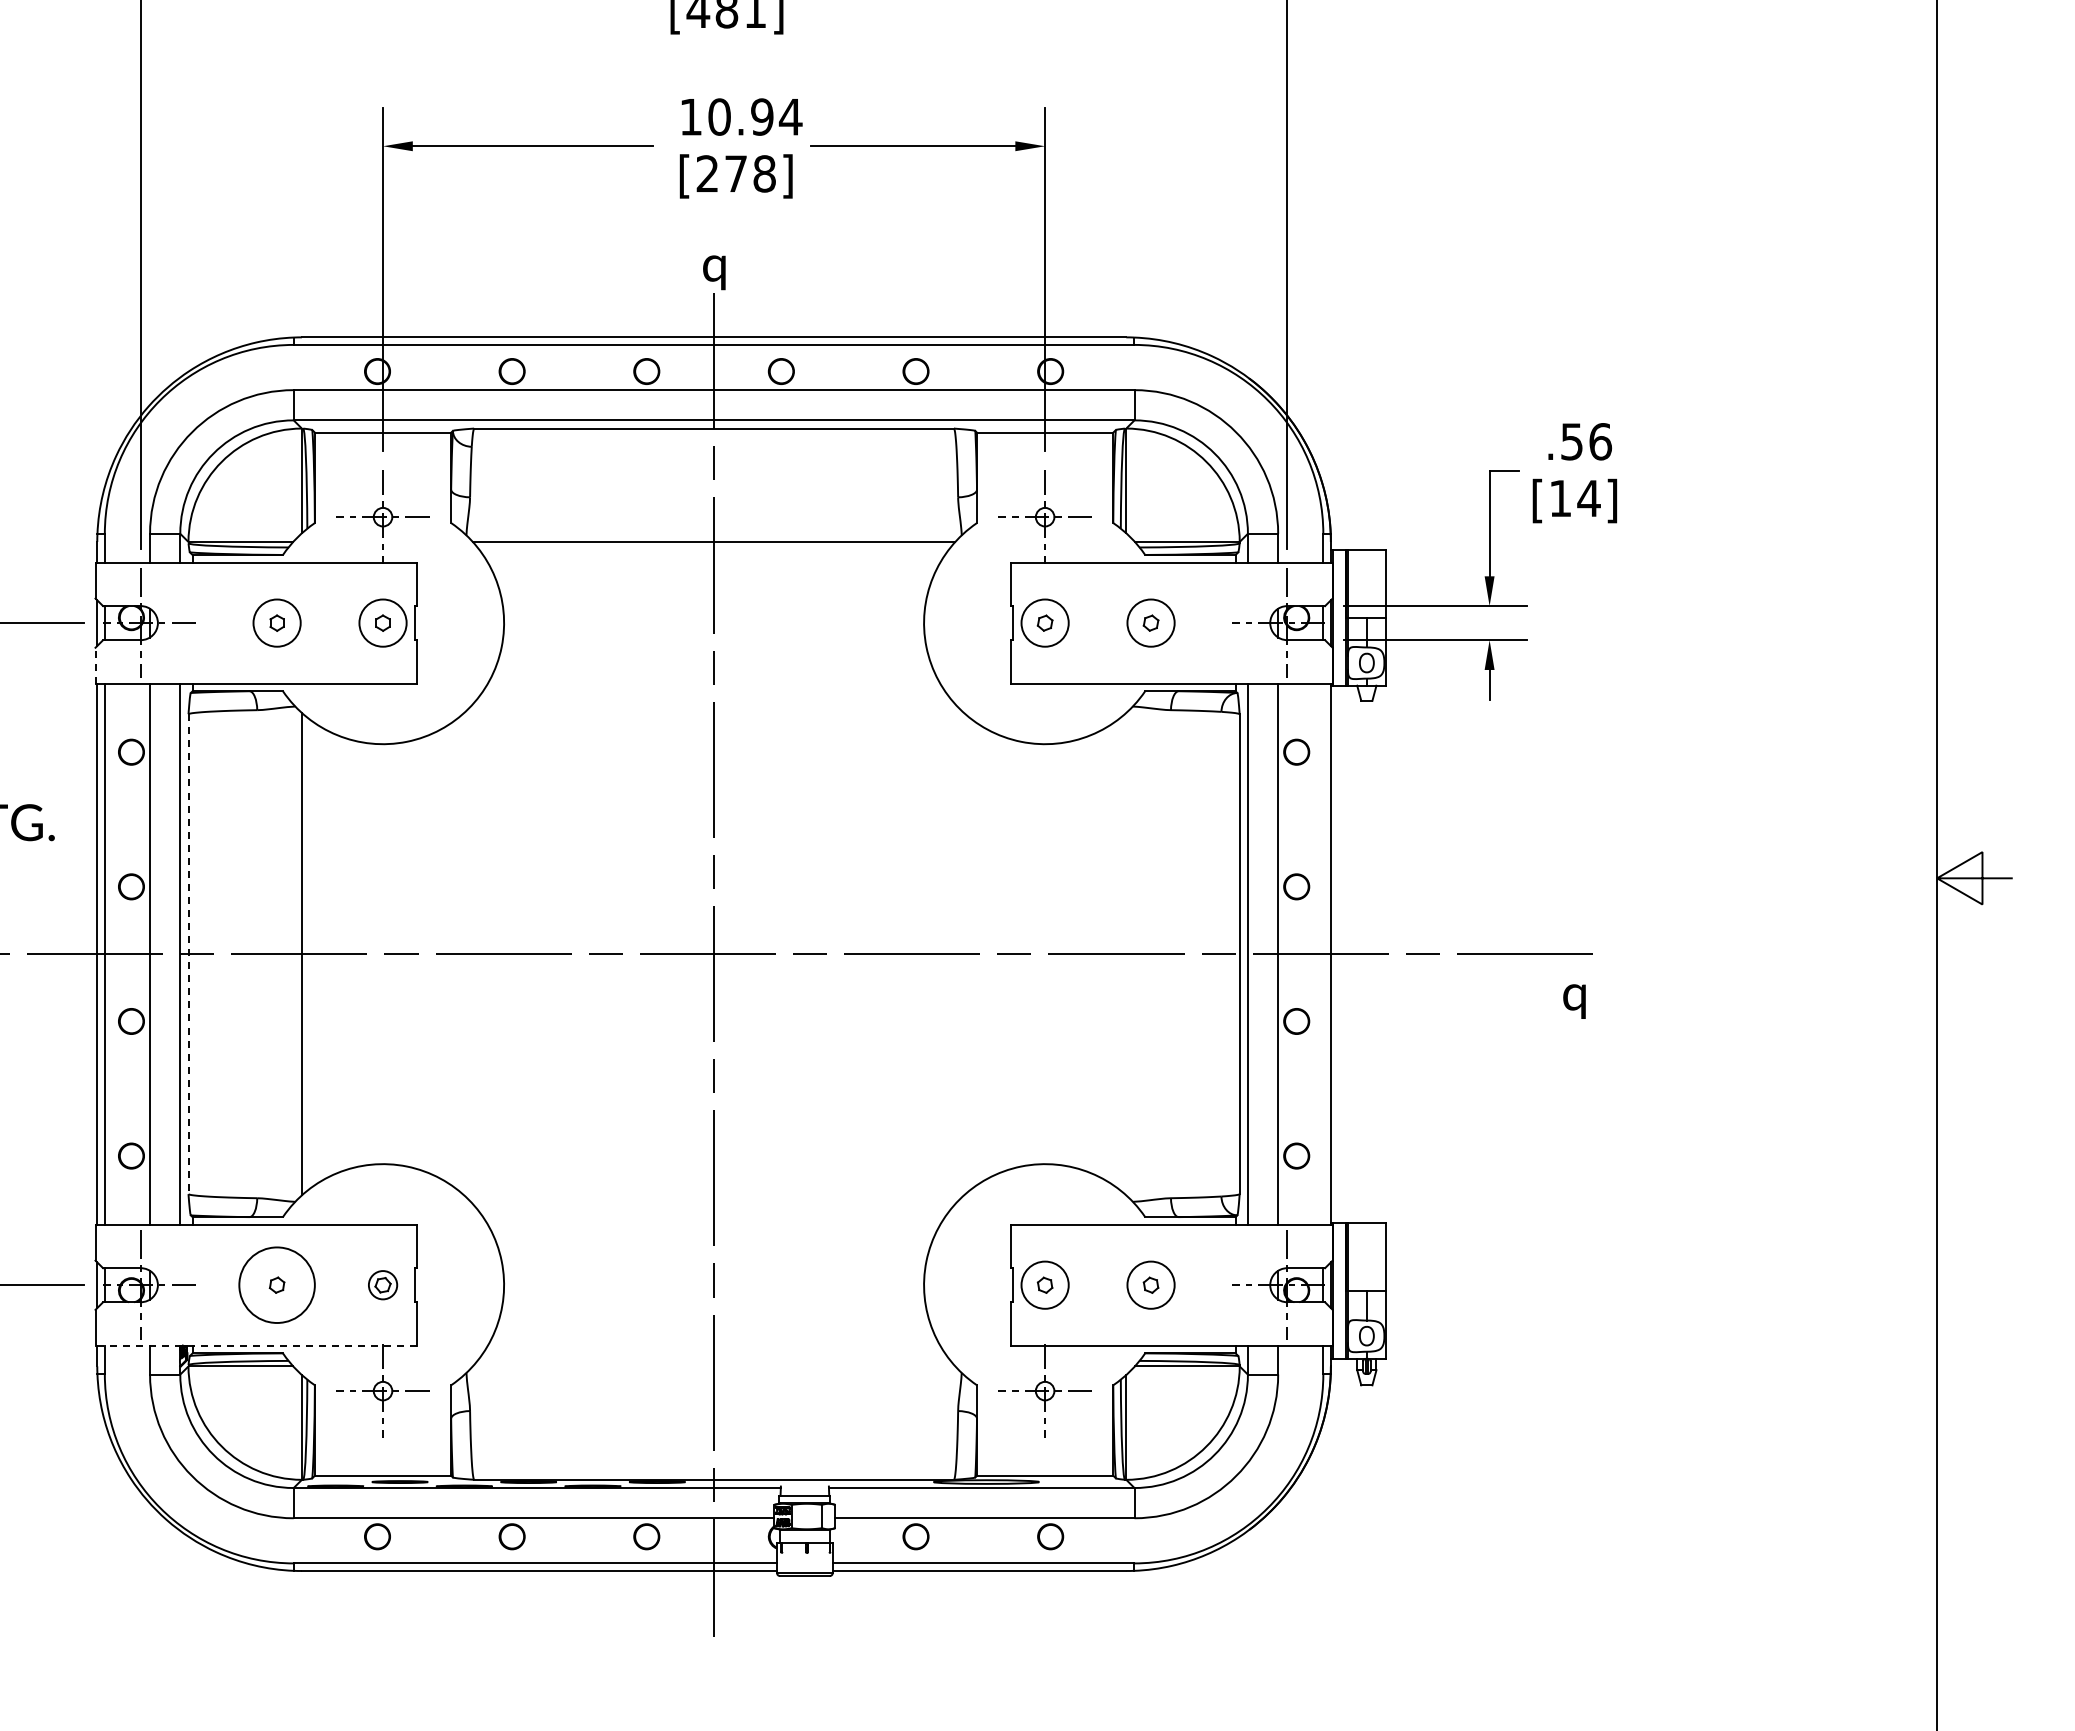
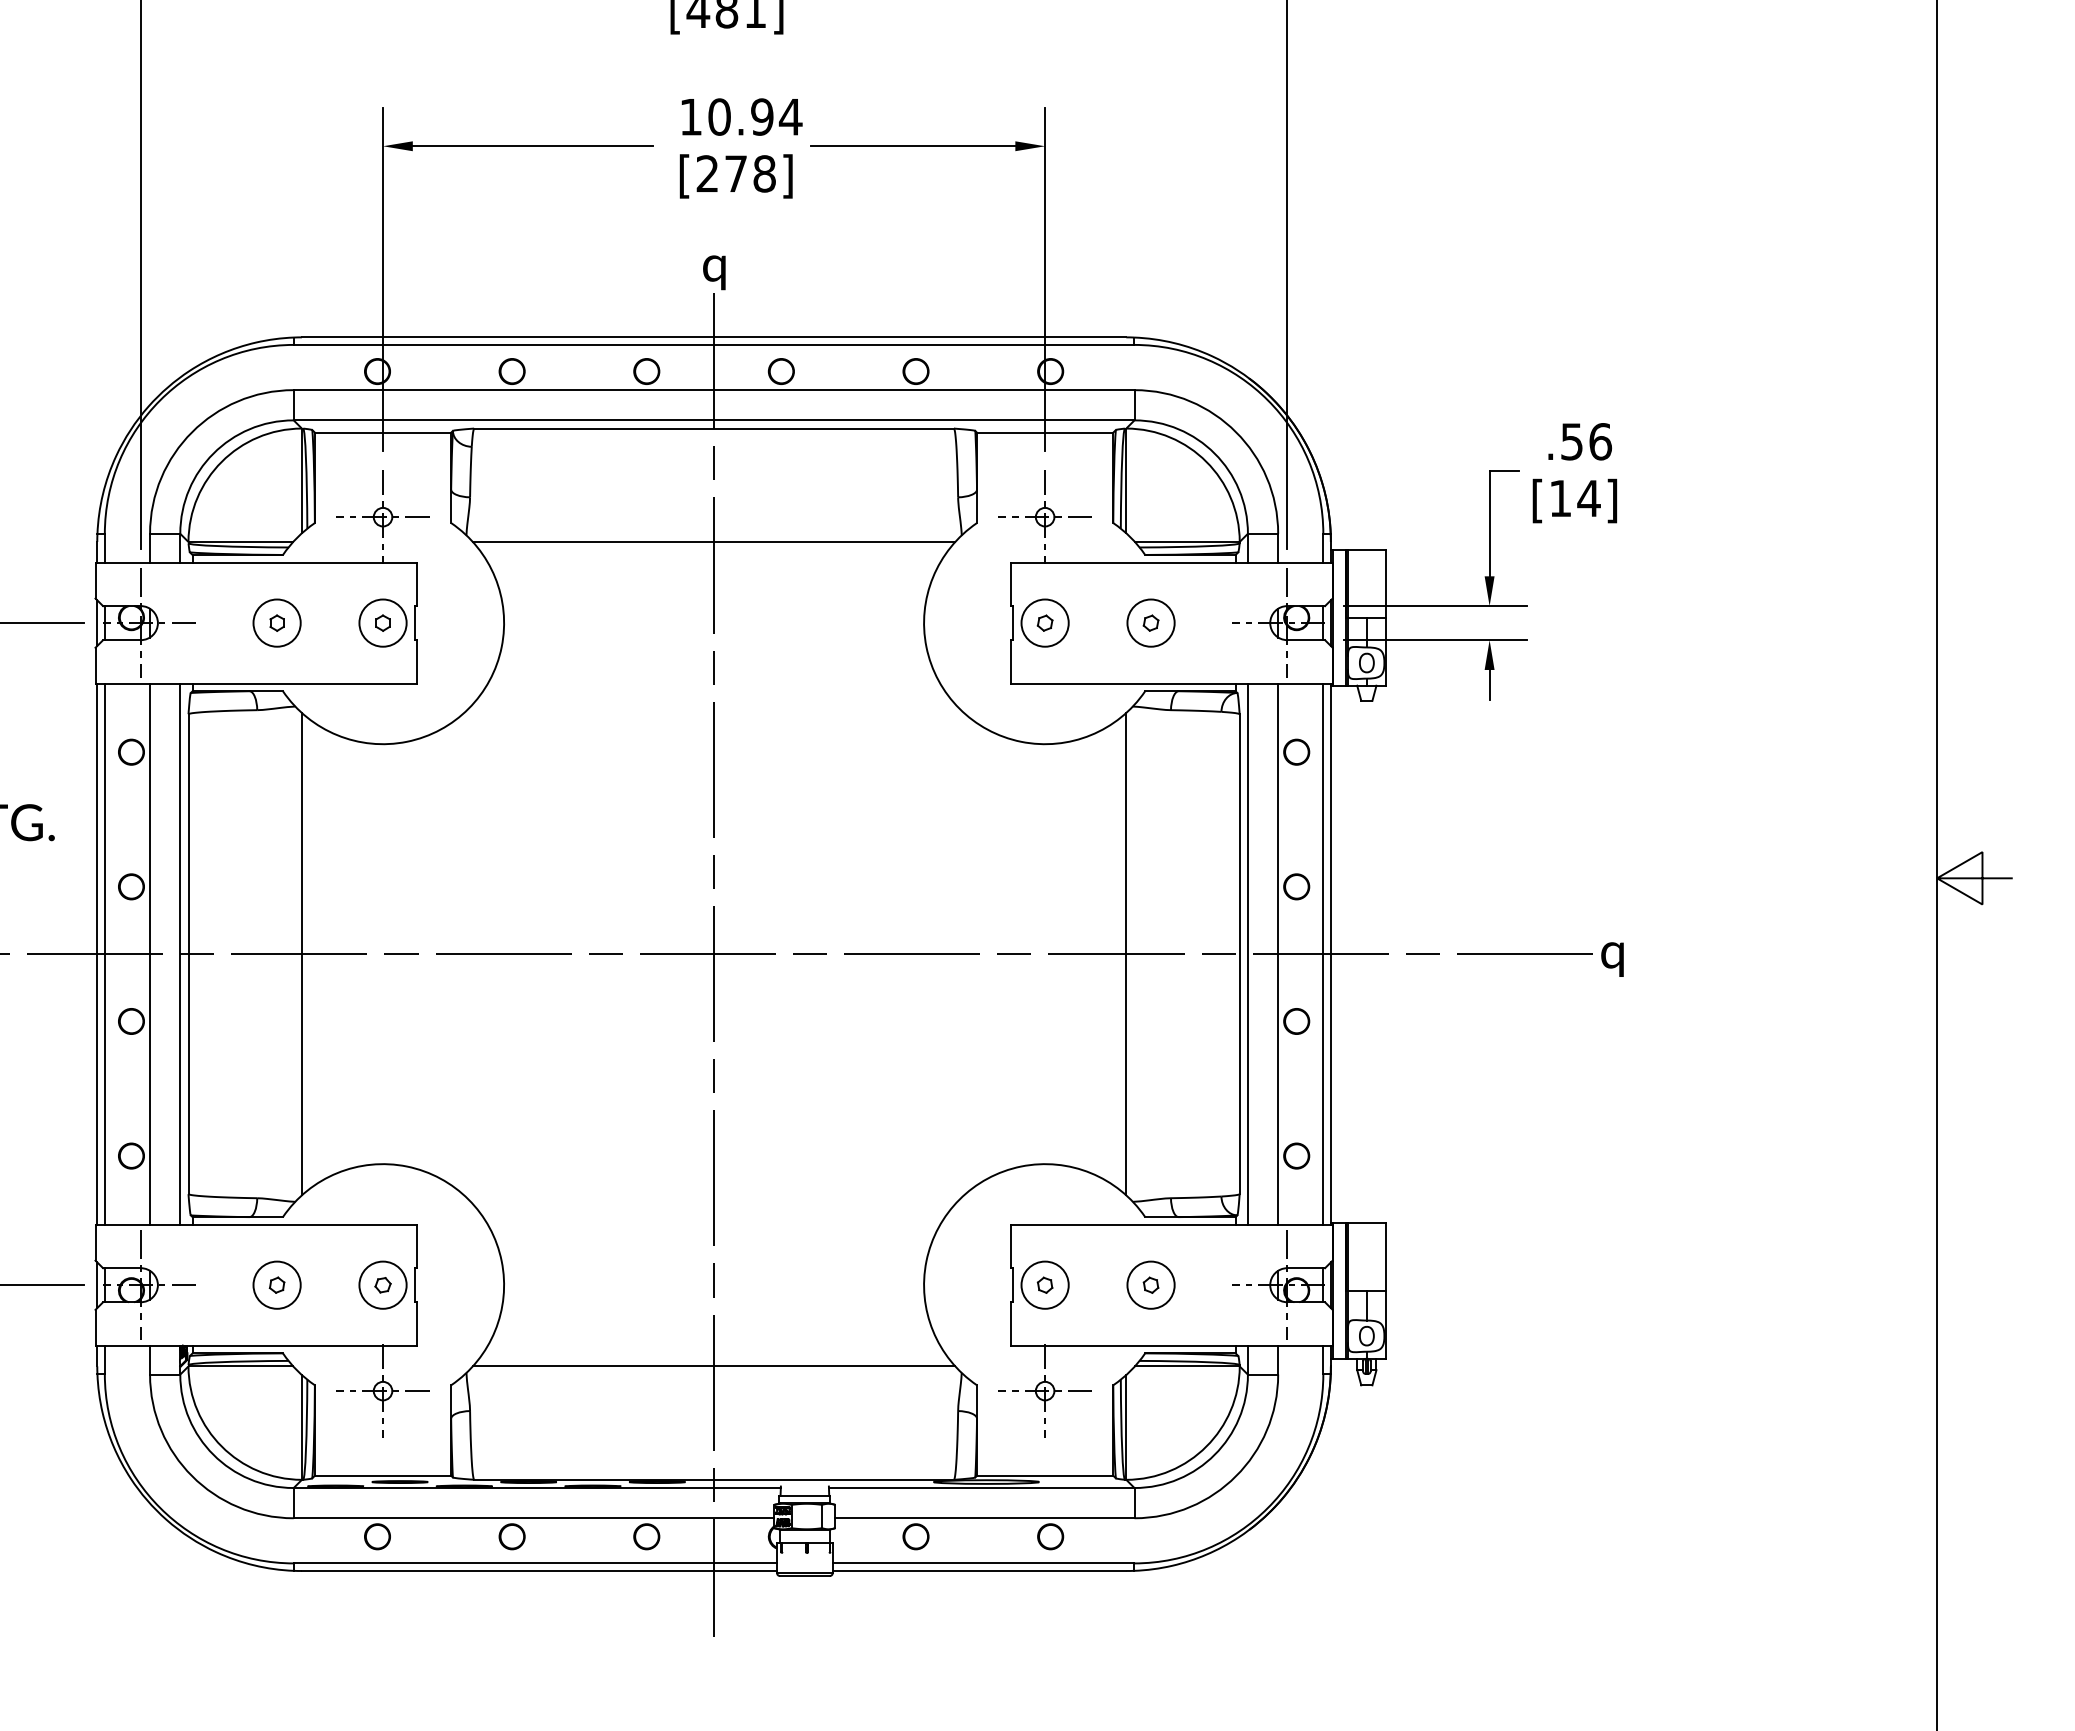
line: dashed -> solid (95, 665)
line: none -> present (1323, 953)
line: dashed -> solid (188, 954)
line: none -> present (1126, 954)
text position: (1574, 1001) -> (1612, 959) (1612, 959)
circle diameter: 76 px -> 47 px (276, 1284)
circle diameter: 28 px -> 47 px (382, 1284)
line: dashed -> solid (256, 1345)
line: none -> present (713, 1366)
